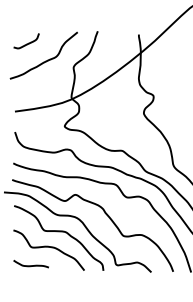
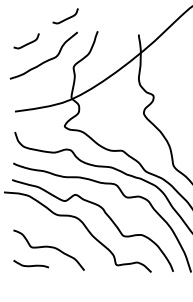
curve: none -> present (65, 18)
curve: present -> none (59, 232)
